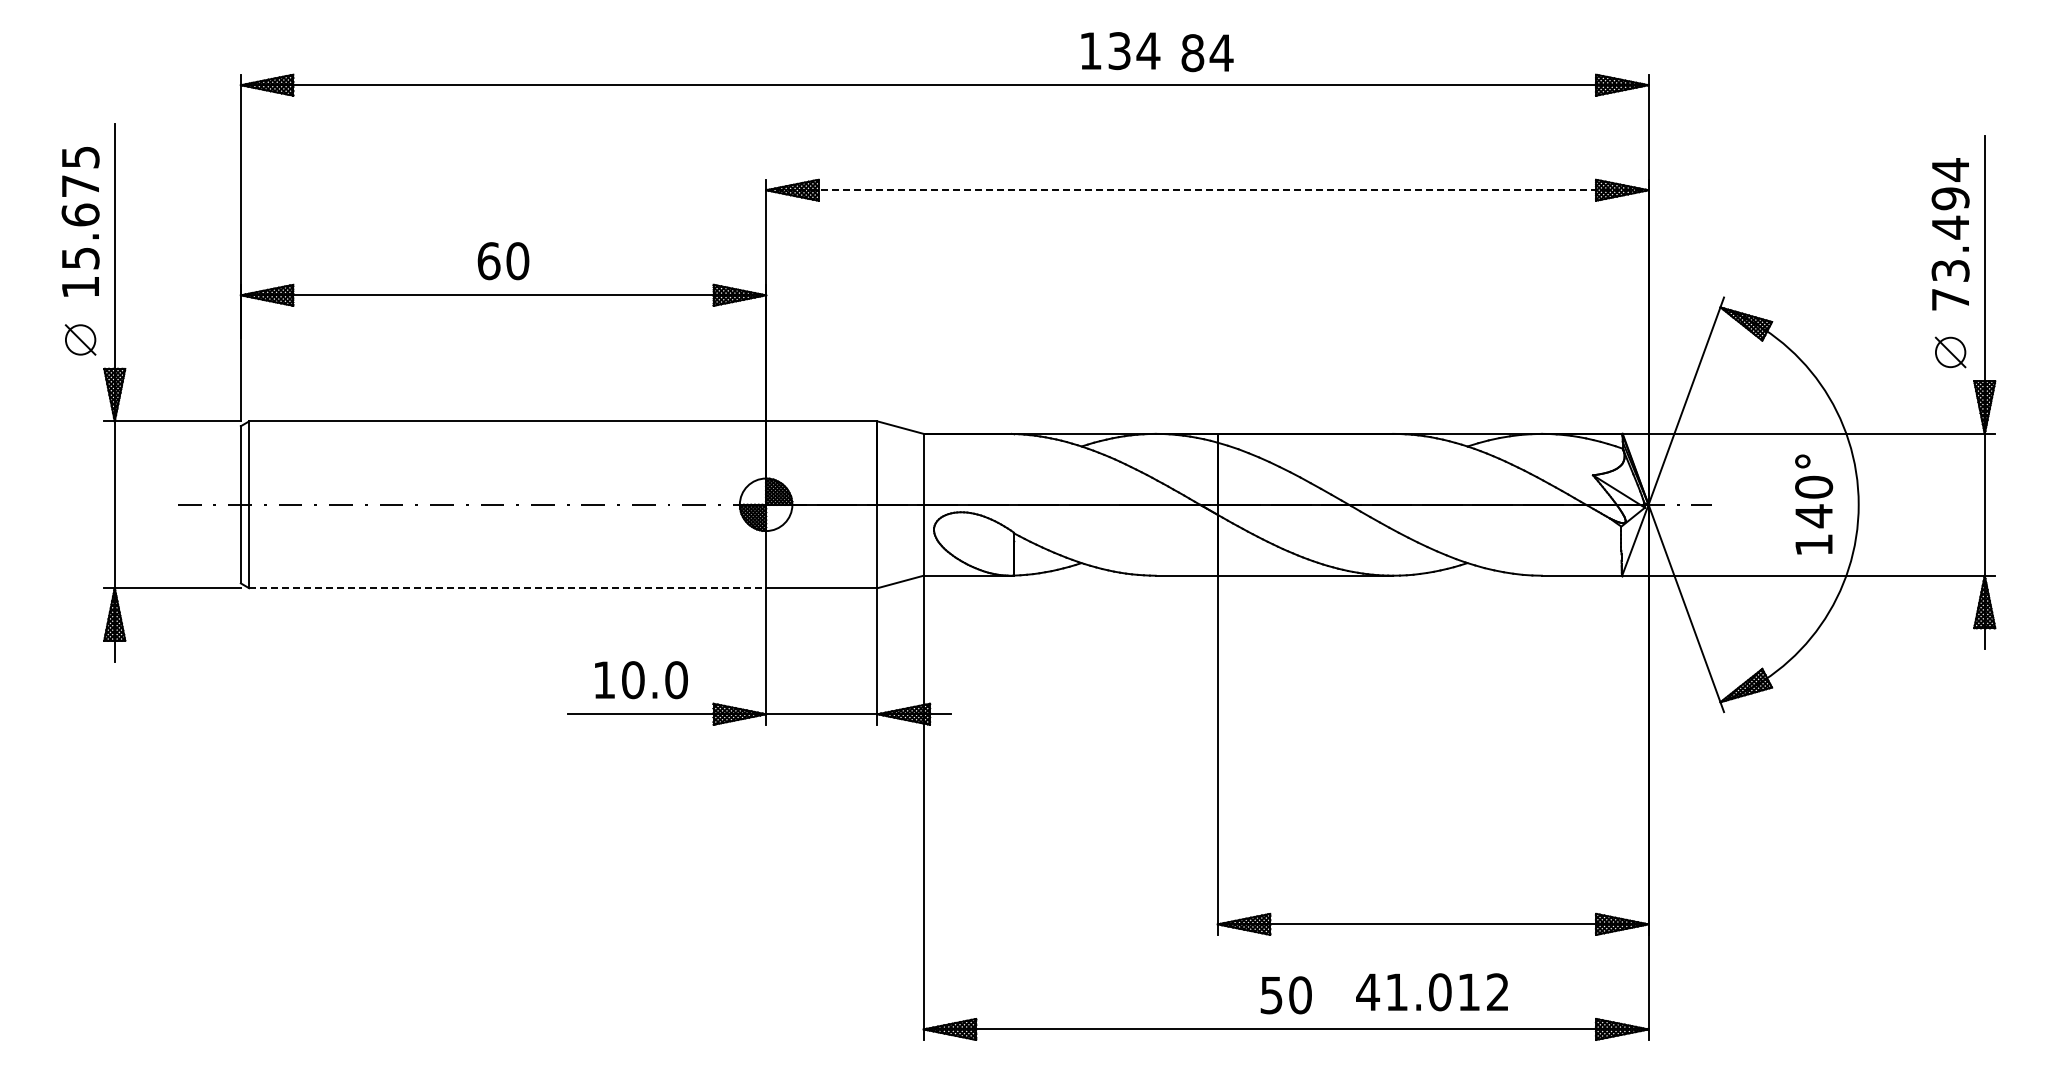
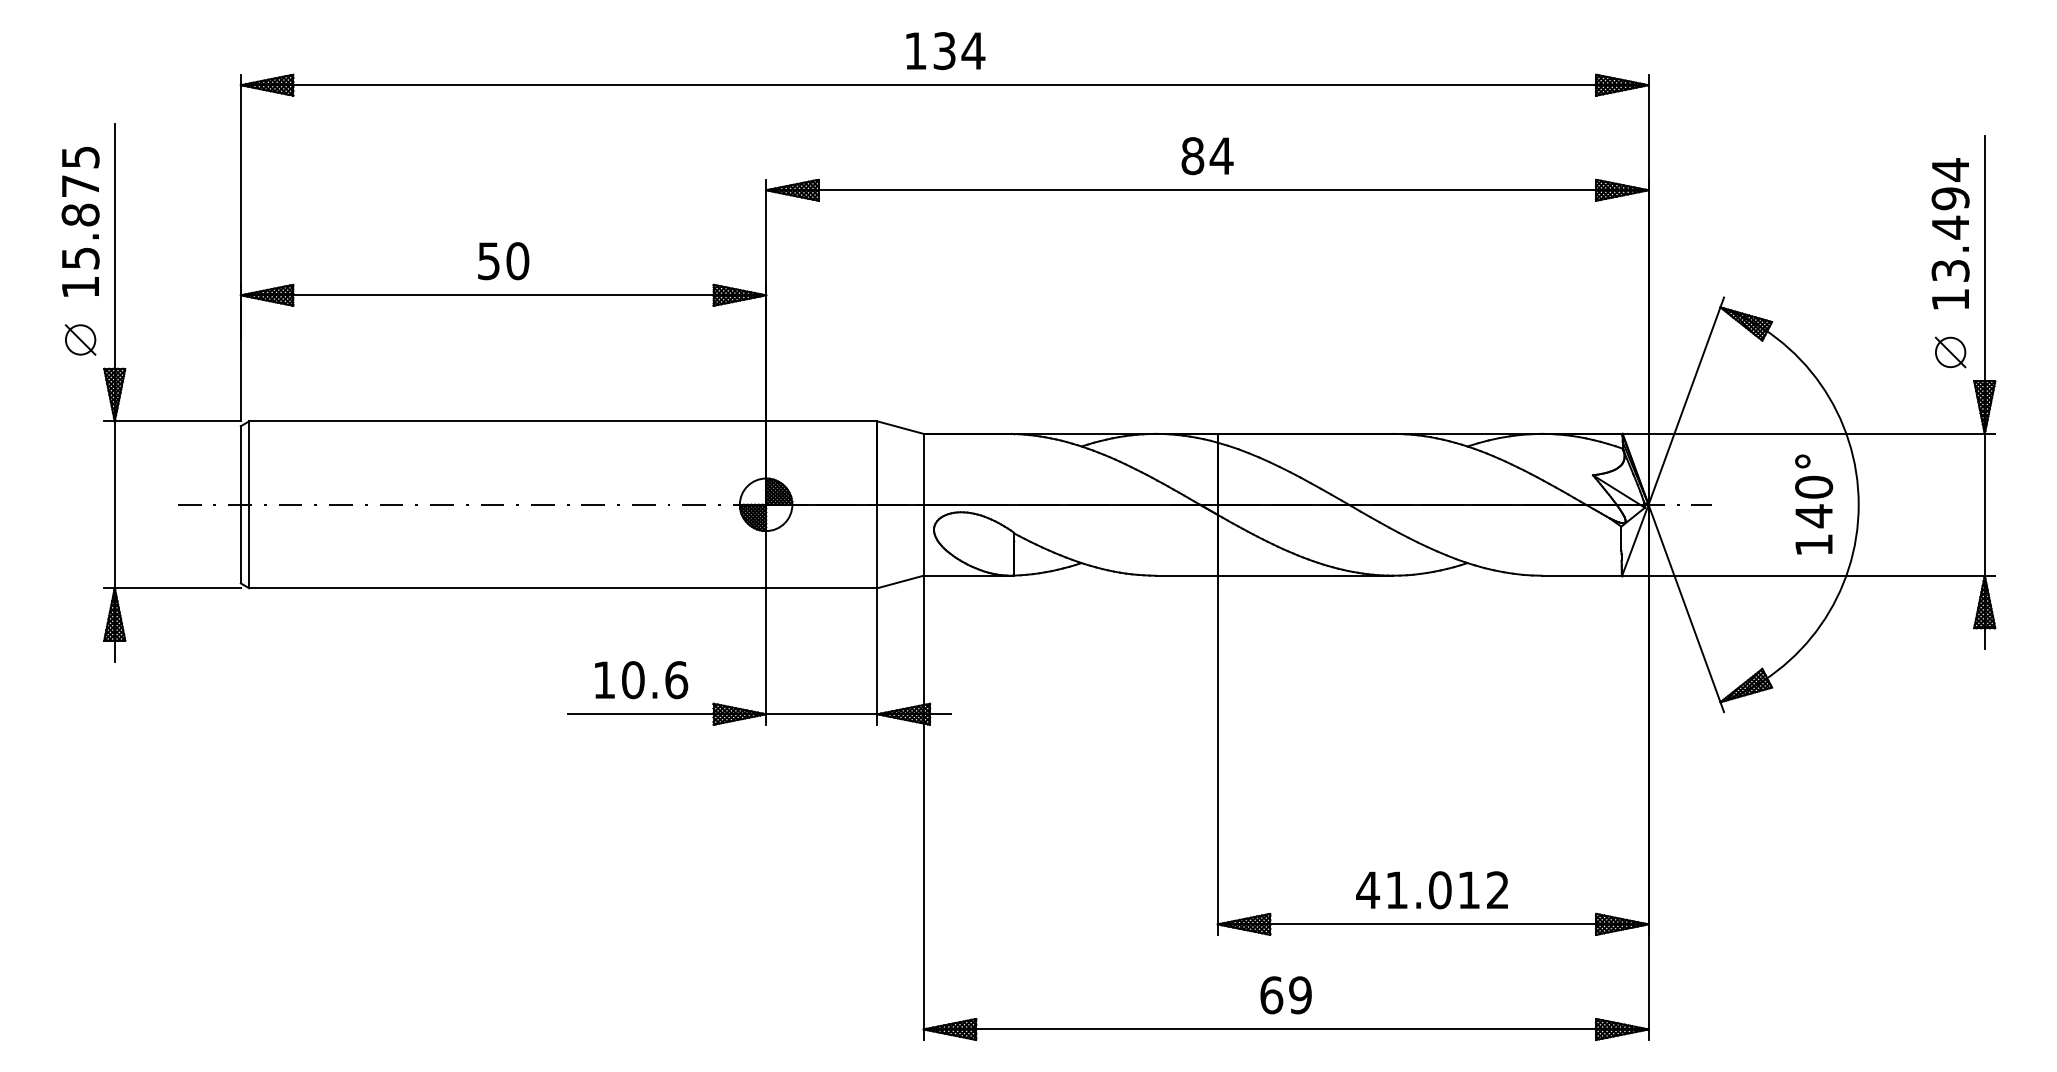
text position: (1120, 51) -> (945, 51) (945, 51)
text position: (1207, 53) -> (1207, 156) (1207, 156)
line: dashed -> solid (1207, 190)
text: 15.675 -> 15.875 (80, 214)
text: 60 -> 50 (488, 261)
text: 73.494 -> 13.494 (1950, 299)
line: dashed -> solid (508, 588)
text: 10.0 -> 10.6 (676, 679)
text position: (1431, 992) -> (1431, 890) (1431, 890)
text: 50 -> 69 (1285, 995)
